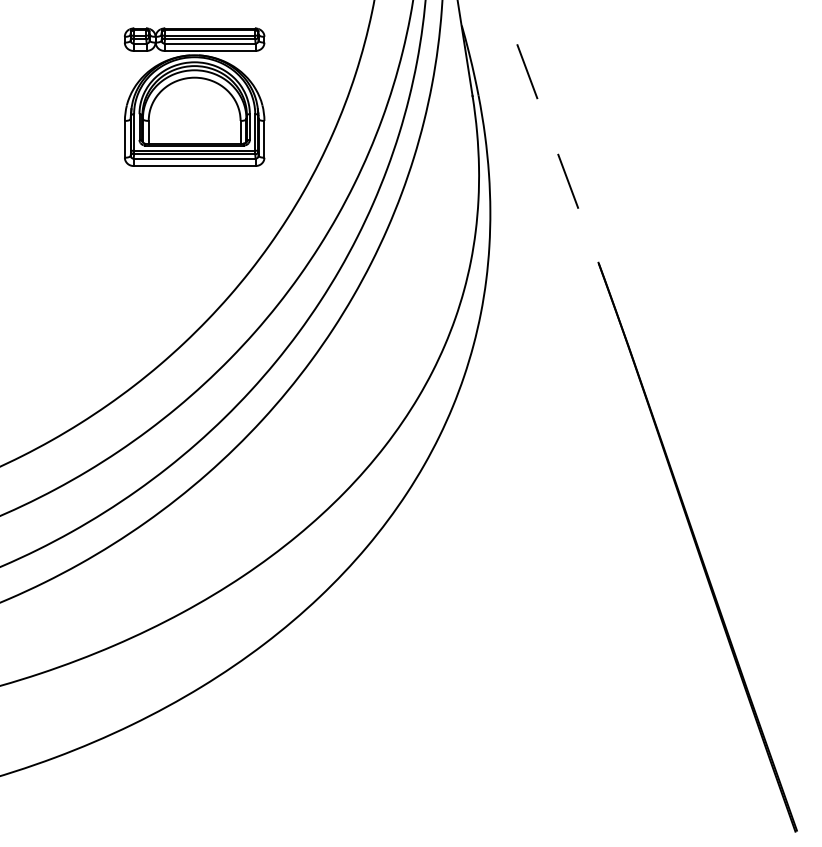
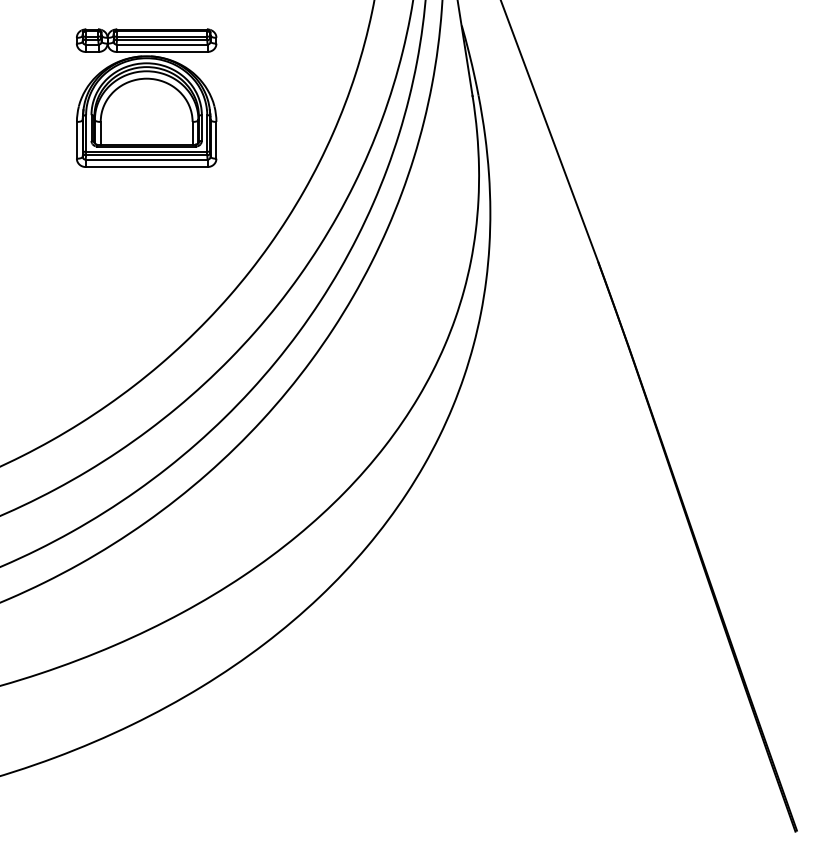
part position: (194, 96) -> (146, 97) (146, 97)
line: dashed -> solid (549, 131)
